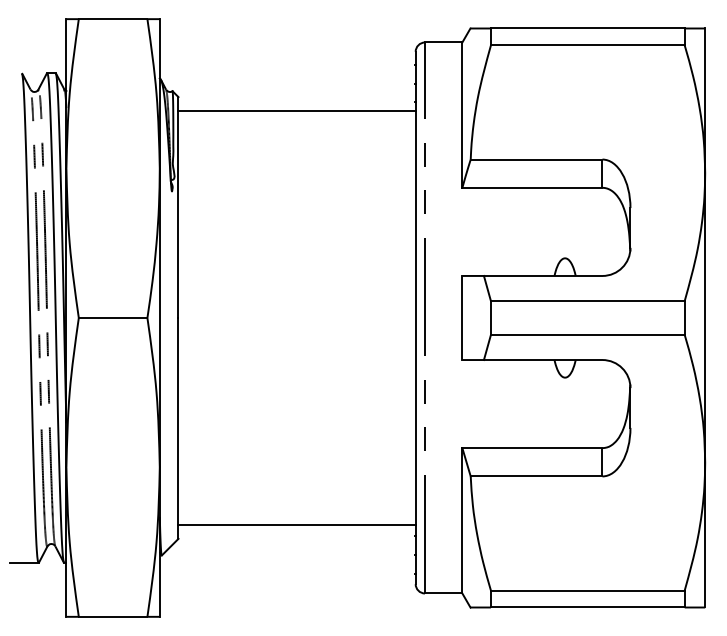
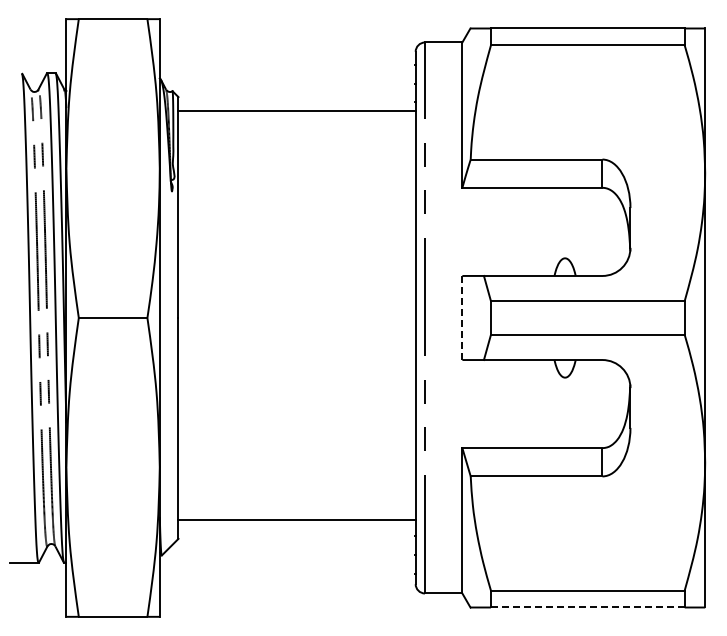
line: solid -> dashed (462, 317)
line position: (296, 525) -> (296, 520) (296, 520)
line: solid -> dashed (587, 607)
